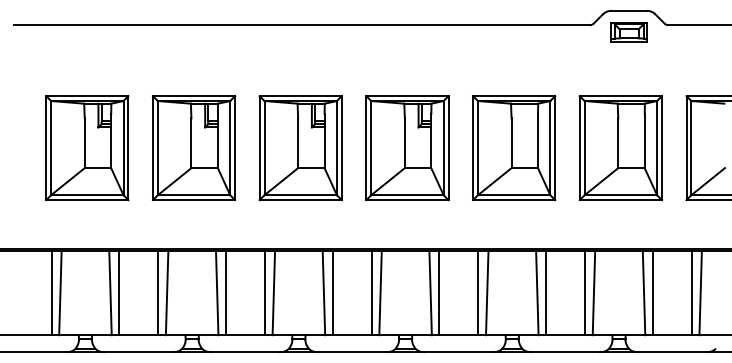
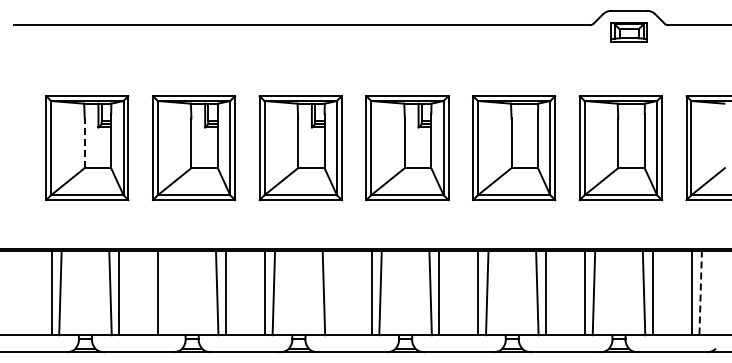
line: solid -> dashed (84, 143)
line: present -> none (166, 292)
line: present -> none (332, 292)
line: solid -> dashed (700, 293)
